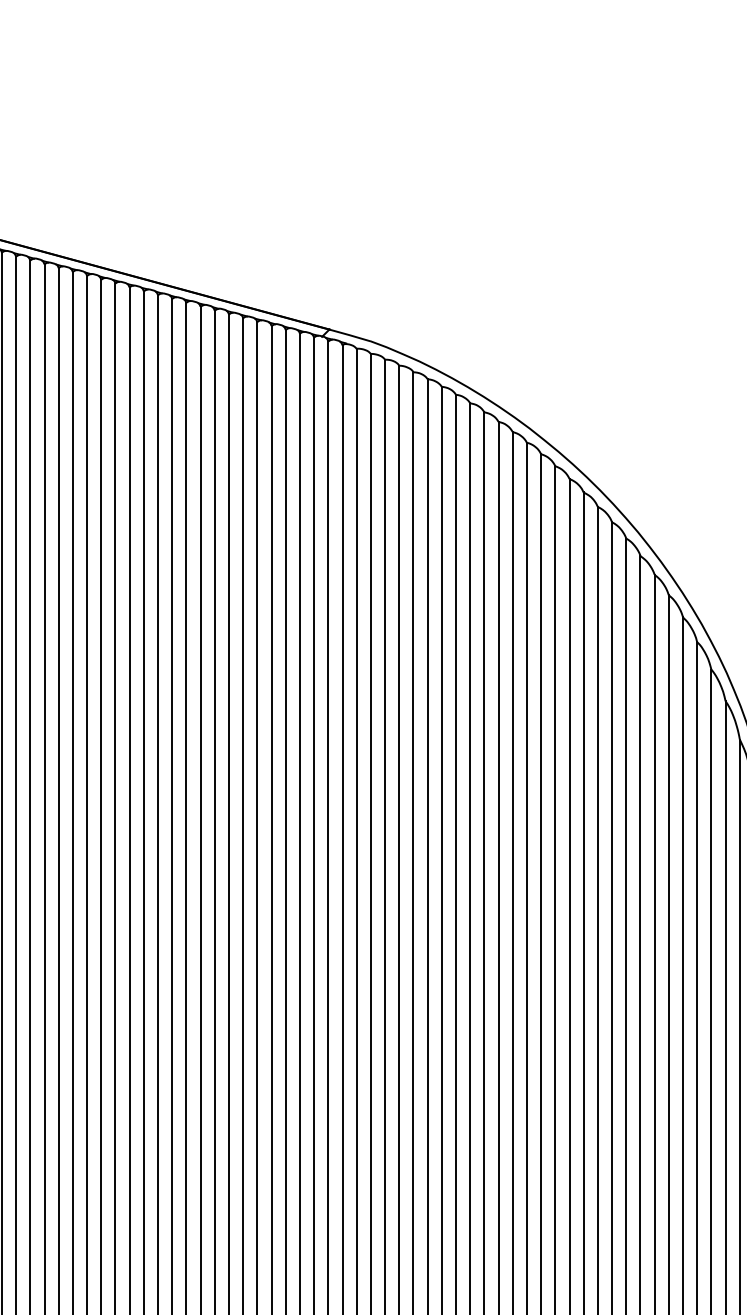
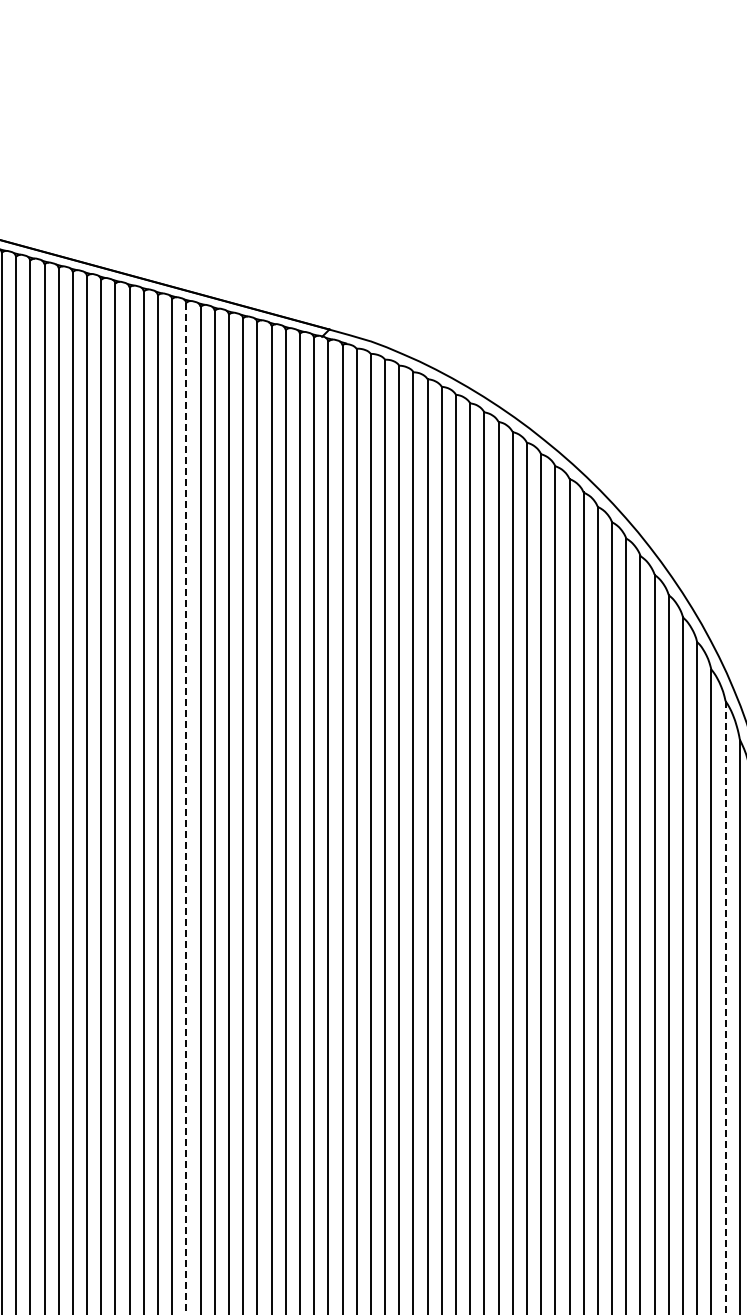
line: solid -> dashed (186, 808)
line: solid -> dashed (725, 1008)
